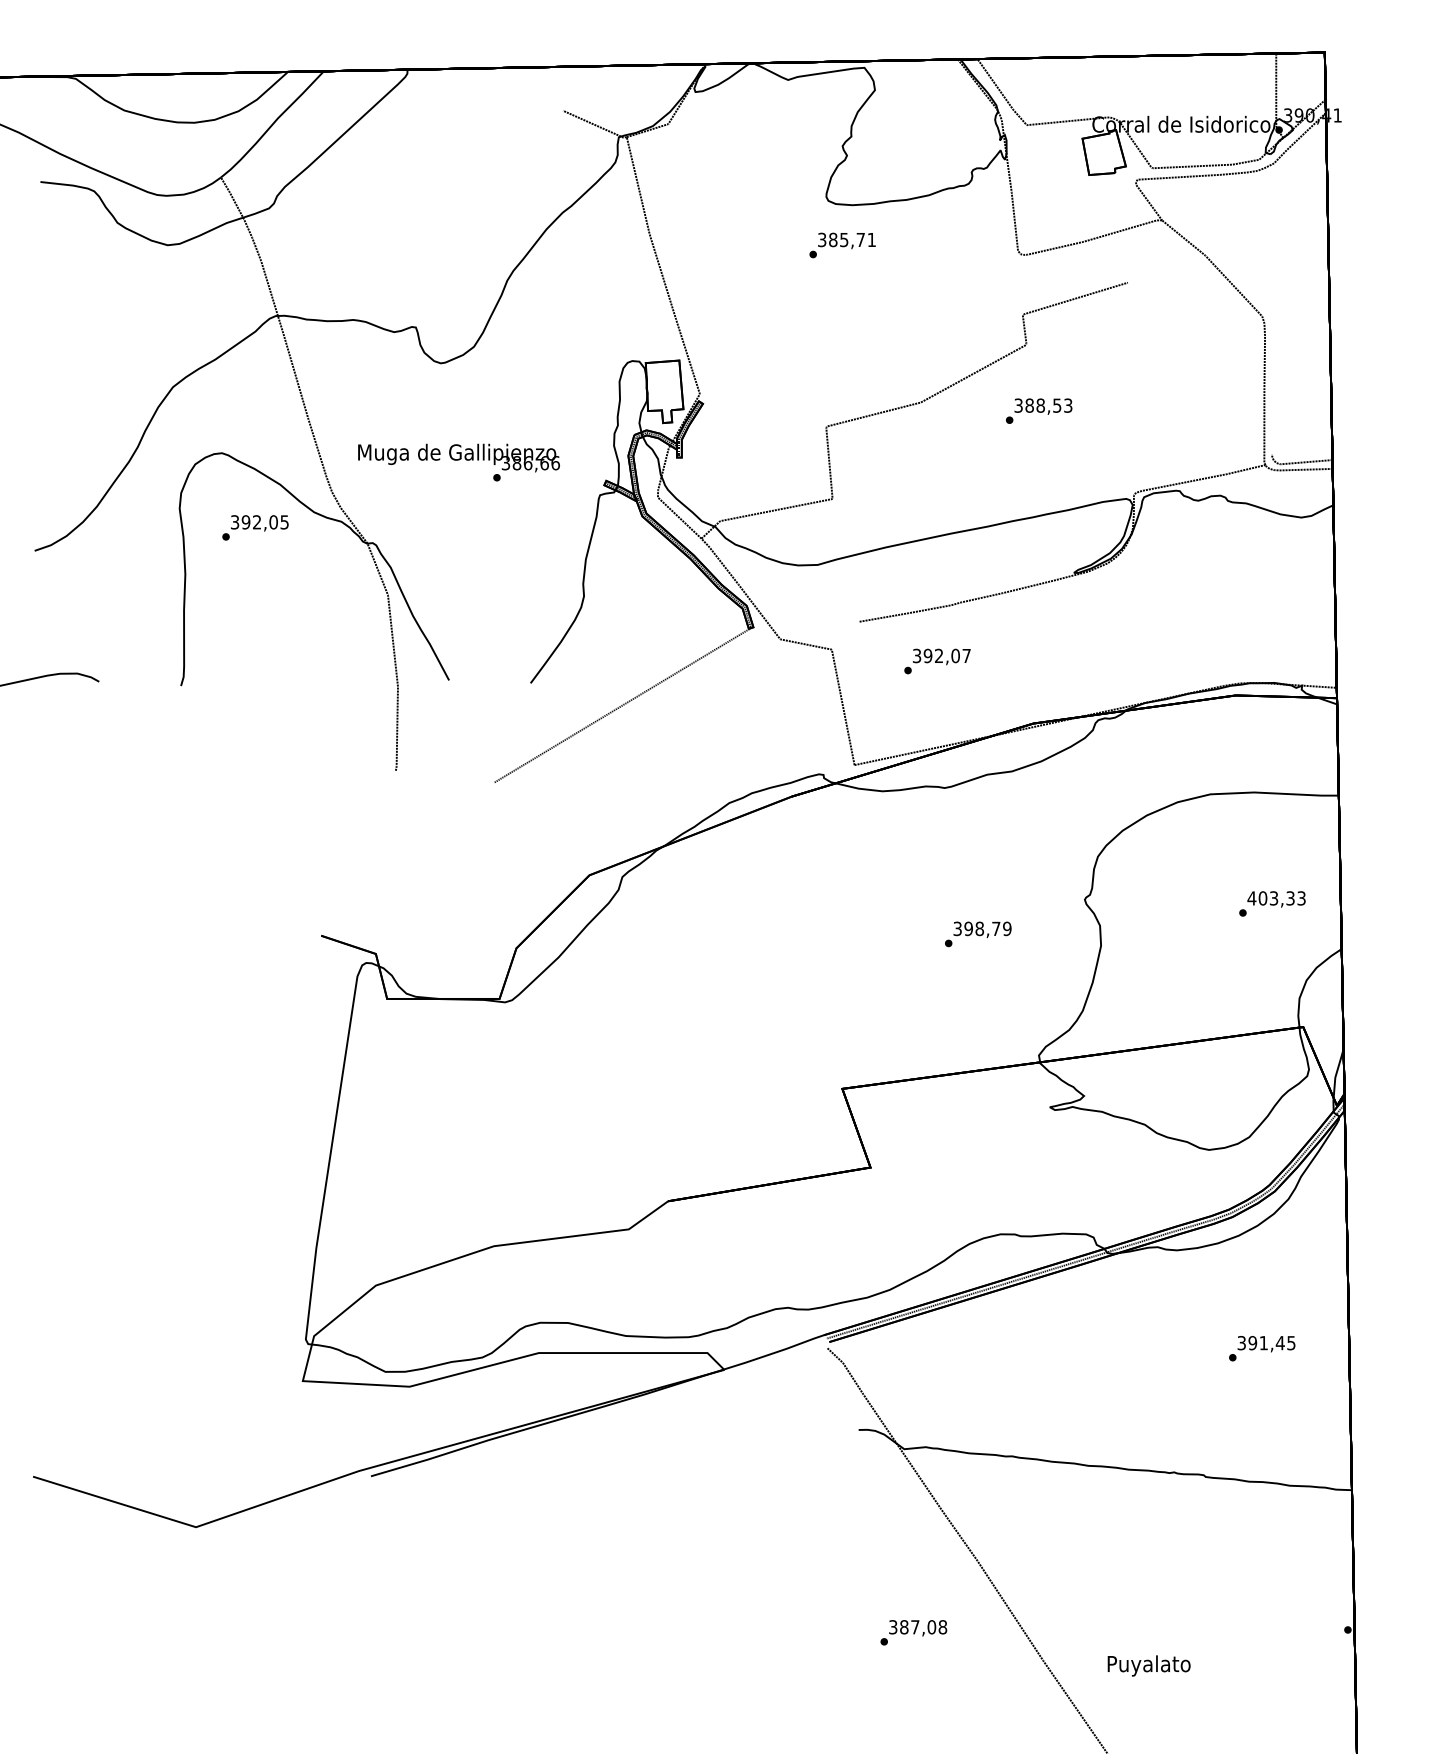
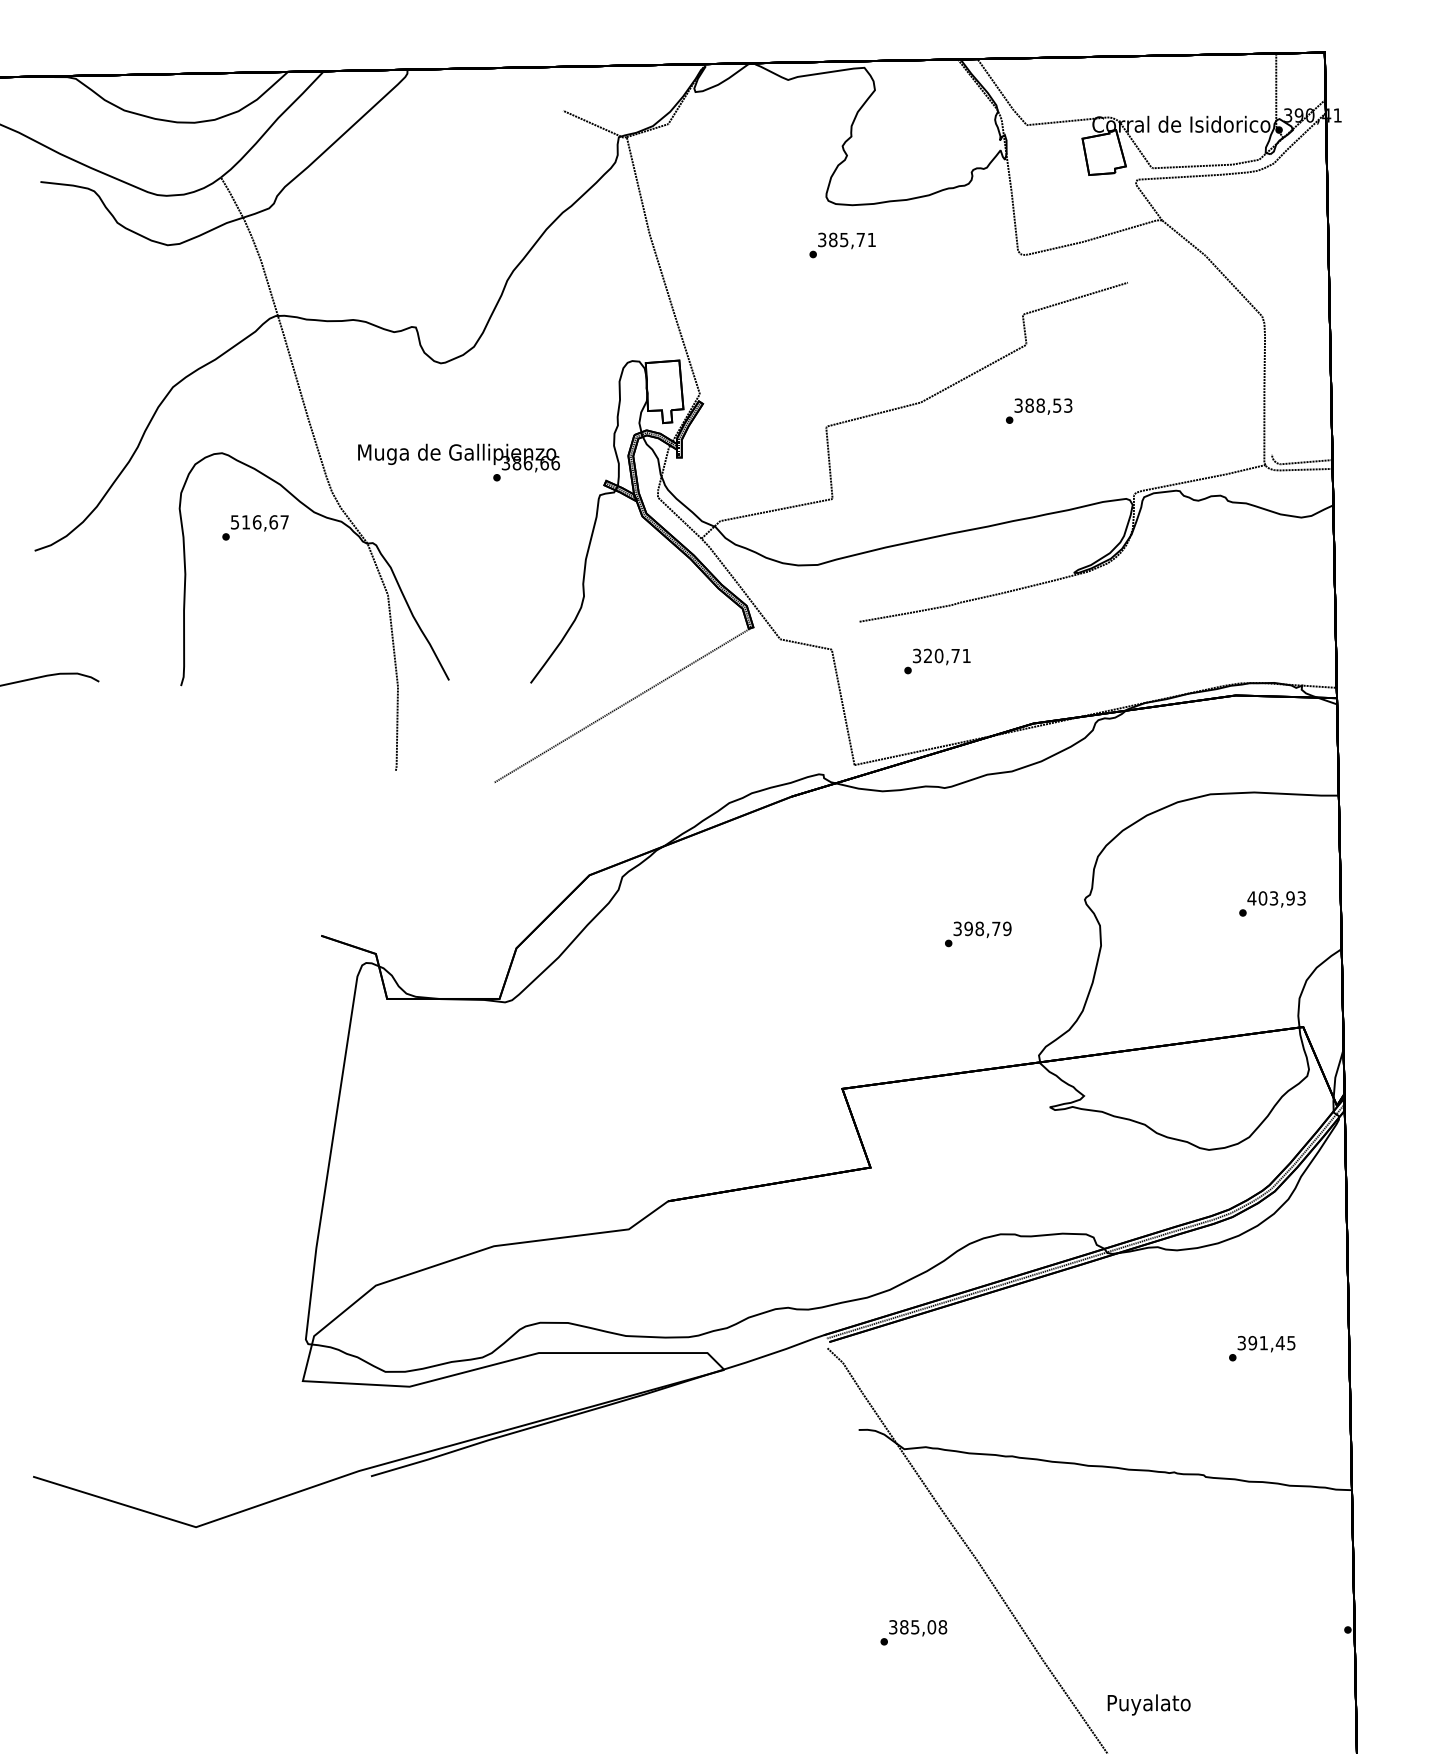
text: 392,05 -> 516,67 (259, 522)
text: 392,07 -> 320,71 (946, 655)
text: 403,33 -> 403,93 (1290, 898)
text: 387,08 -> 385,08 (915, 1627)
text position: (1148, 1665) -> (1148, 1704) (1148, 1704)
